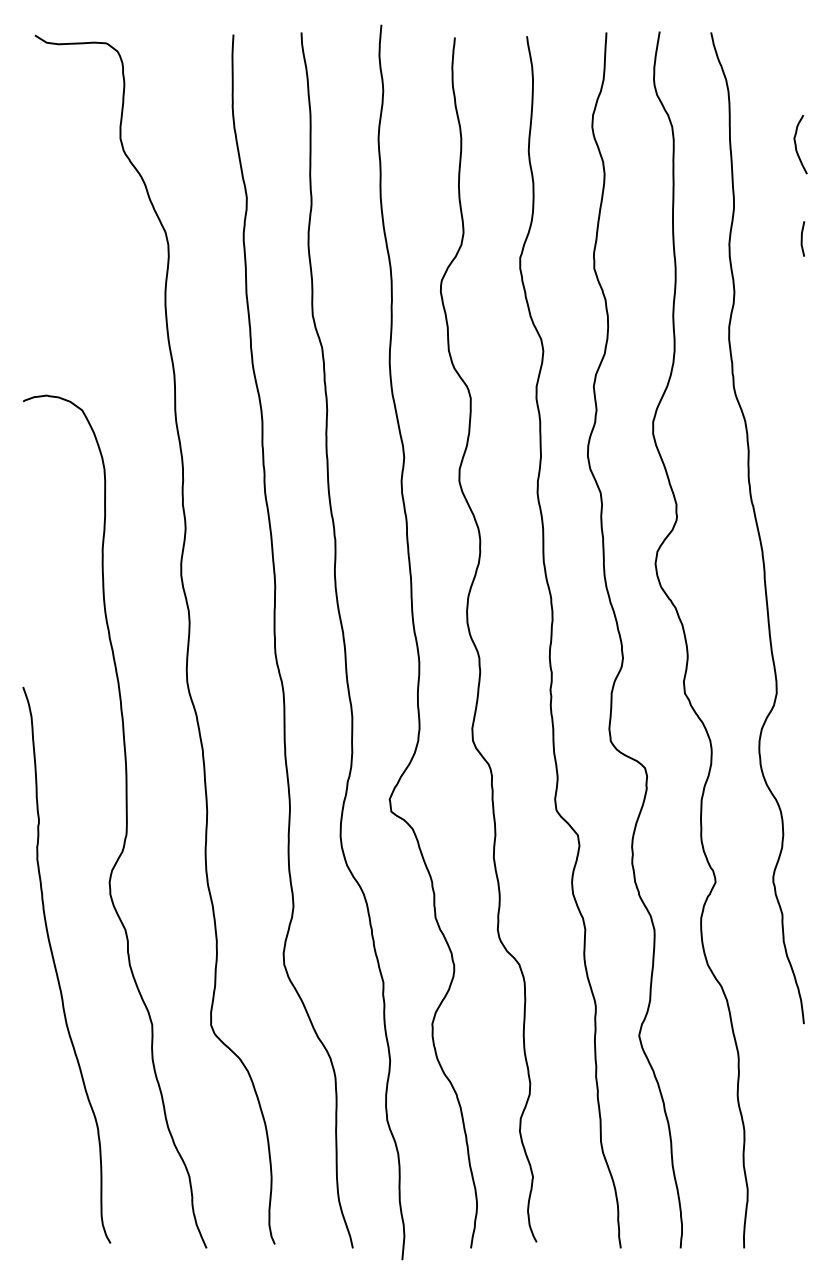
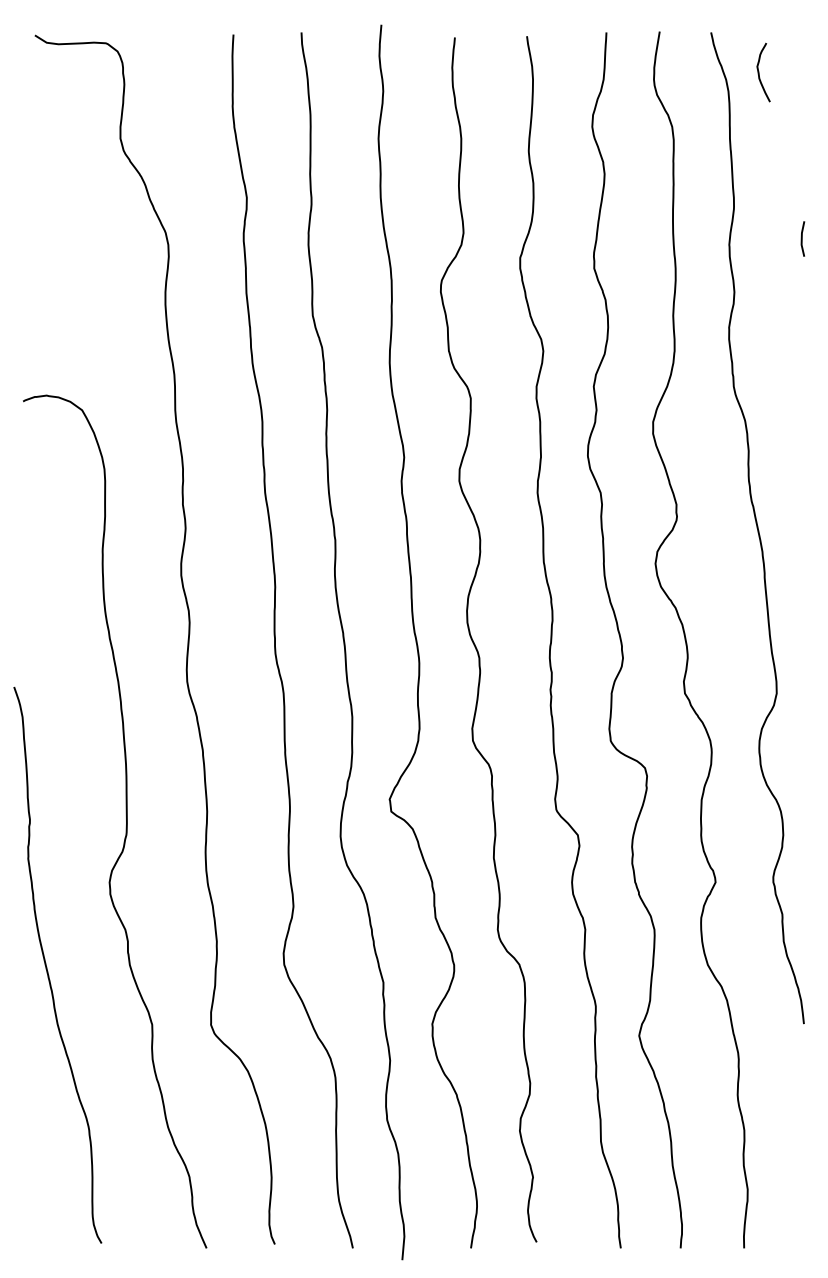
curve position: (796, 144) -> (759, 72) (759, 72)
curve position: (56, 967) -> (47, 967) (47, 967)
